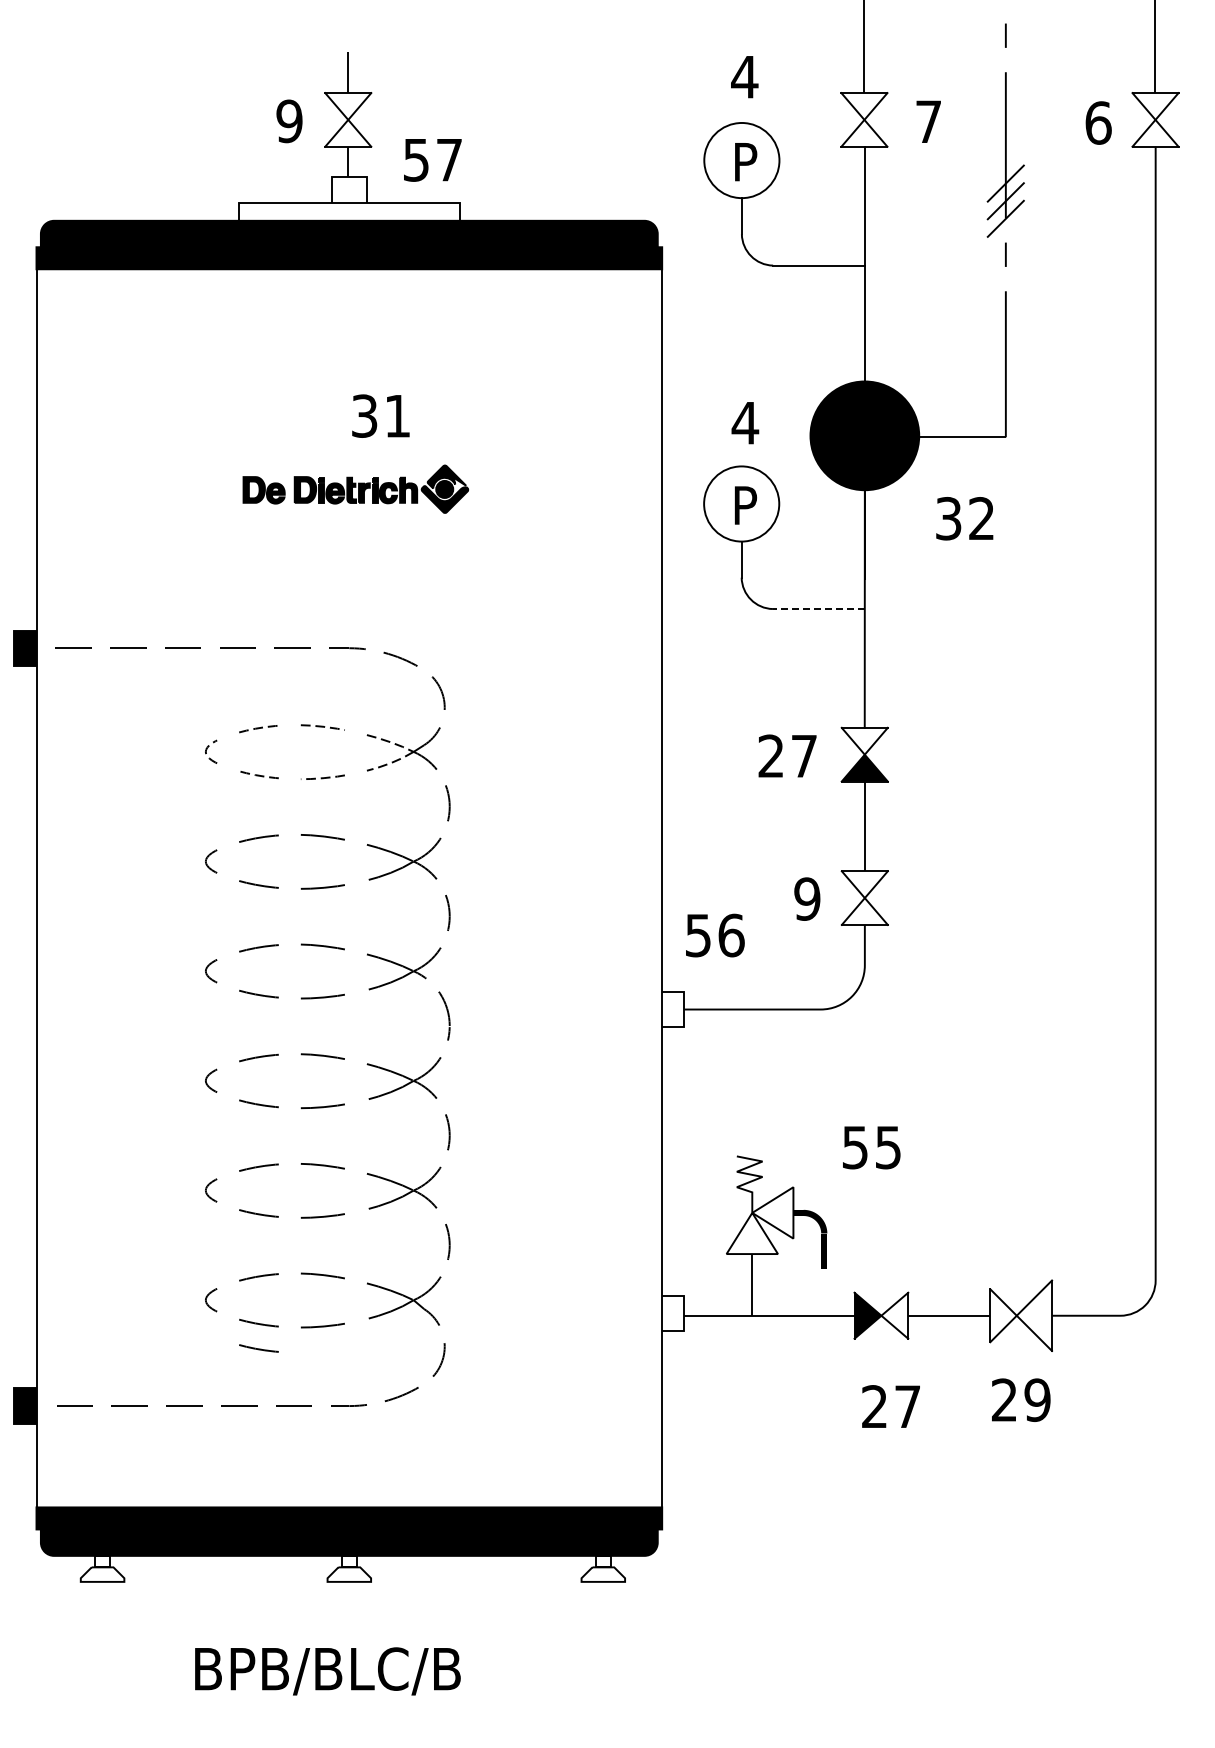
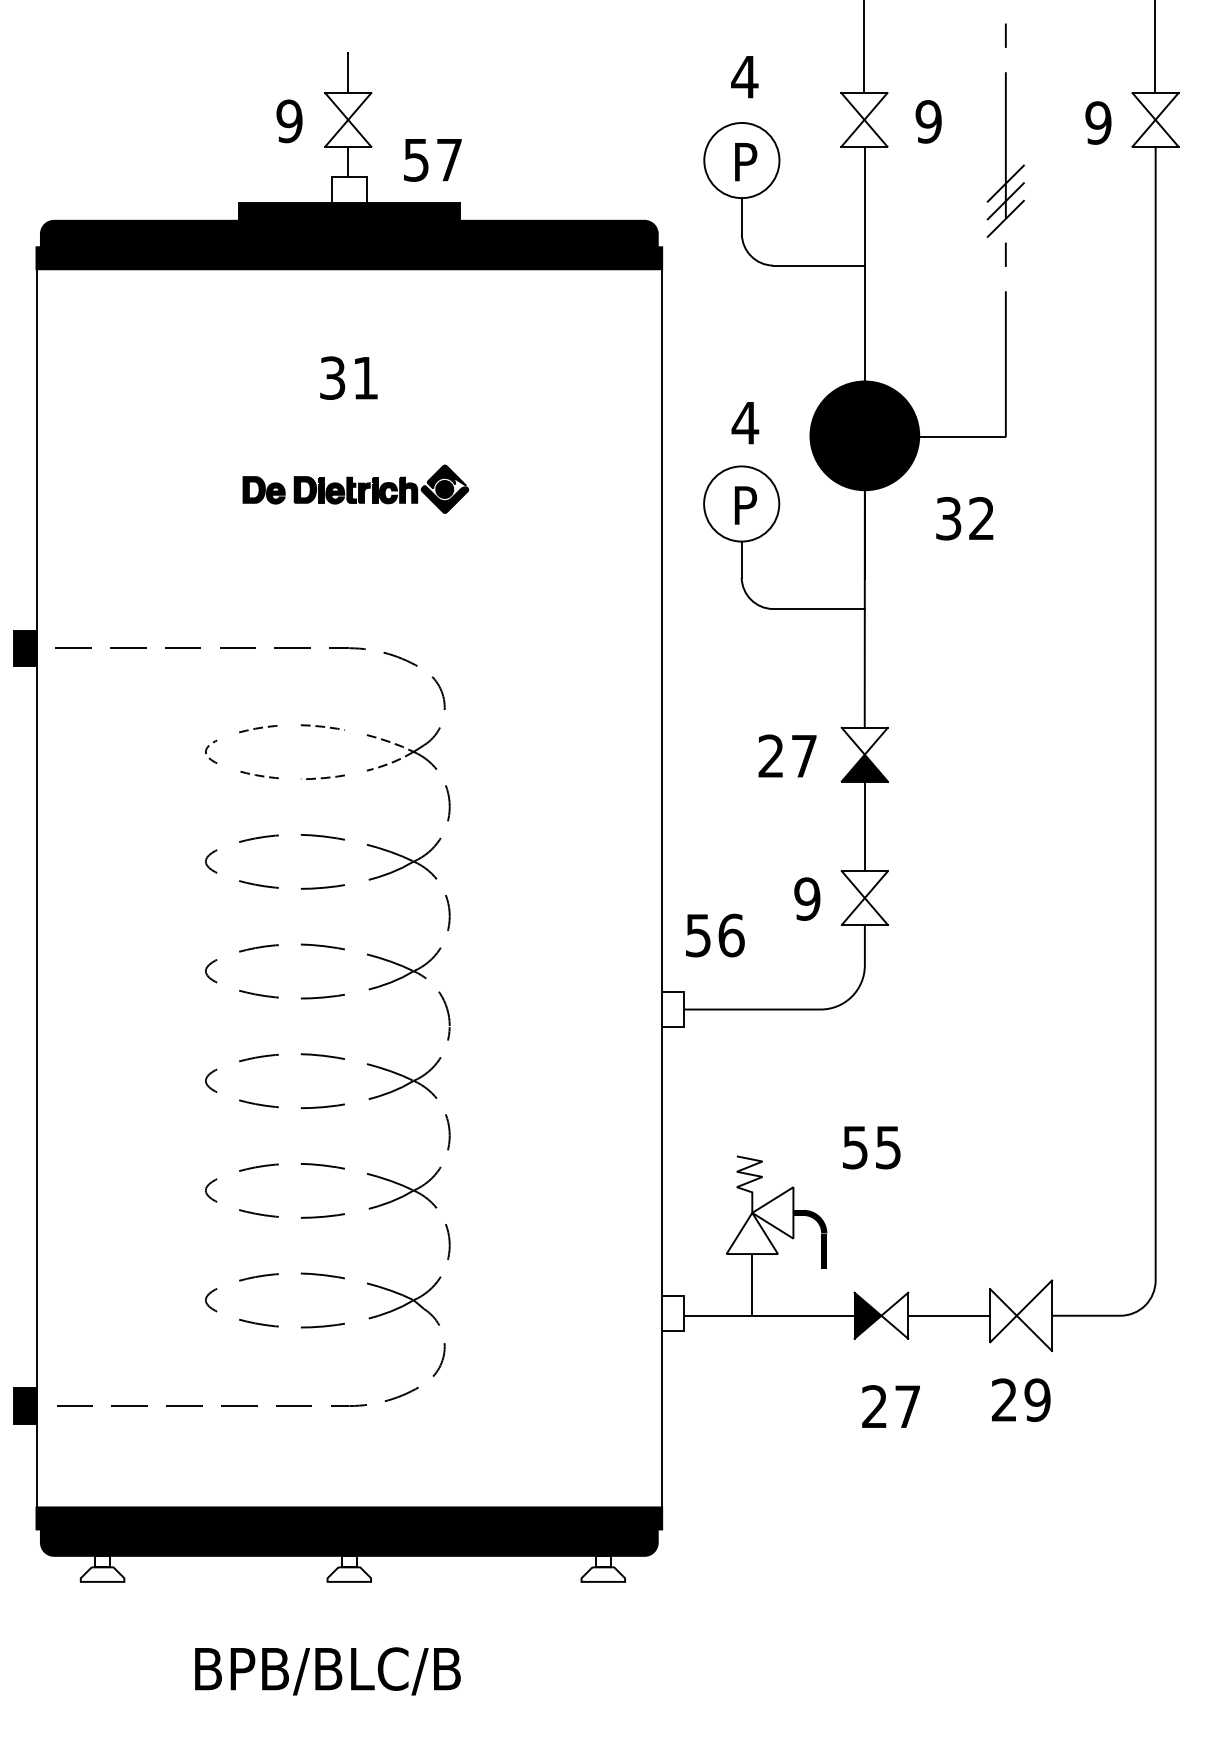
text: 7 -> 9 (928, 121)
text: 6 -> 9 (1098, 122)
fill: none -> present (349, 211)
text position: (380, 415) -> (348, 377) (348, 377)
line: dashed -> solid (818, 609)
line: present -> none (258, 1348)
